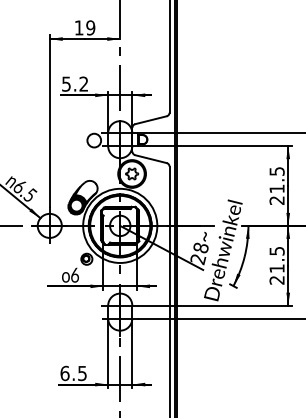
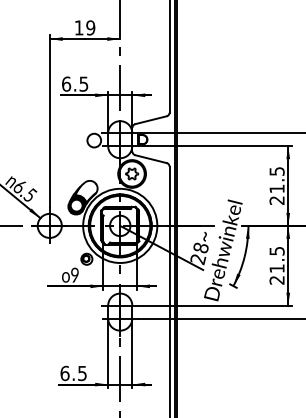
text: 5.2 -> 6.5 (75, 83)
text: 6 -> 9 (74, 274)
